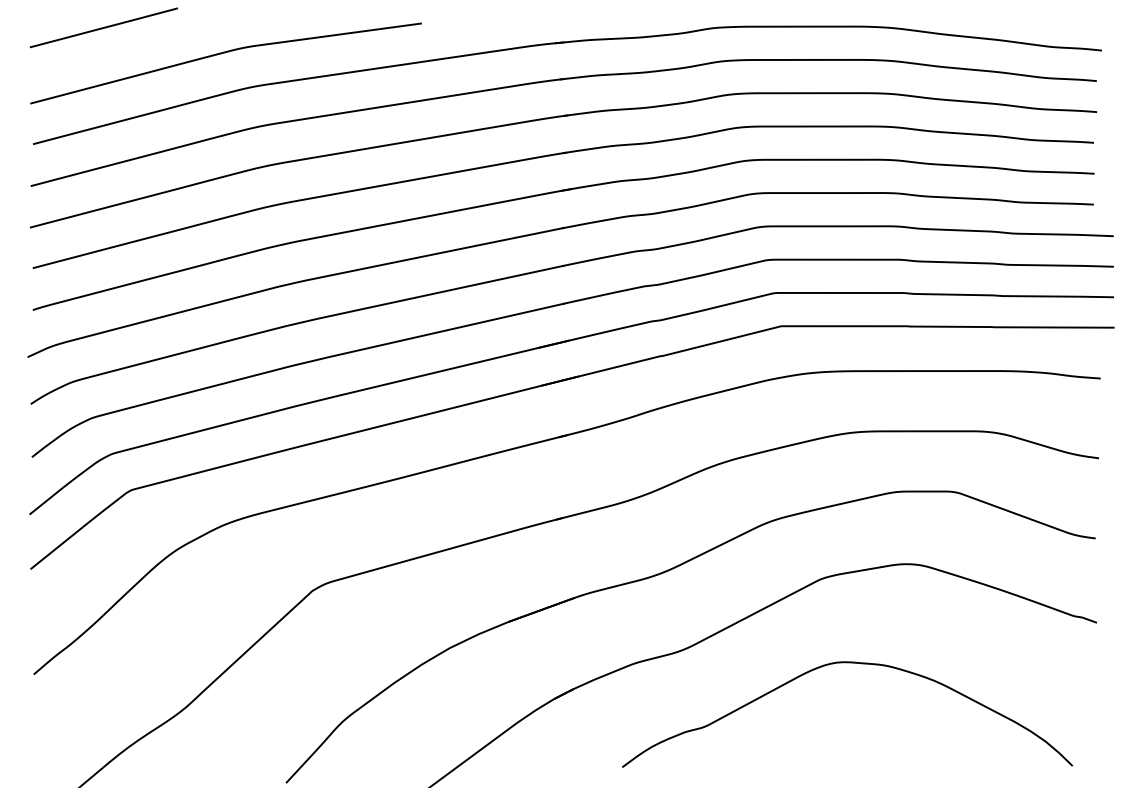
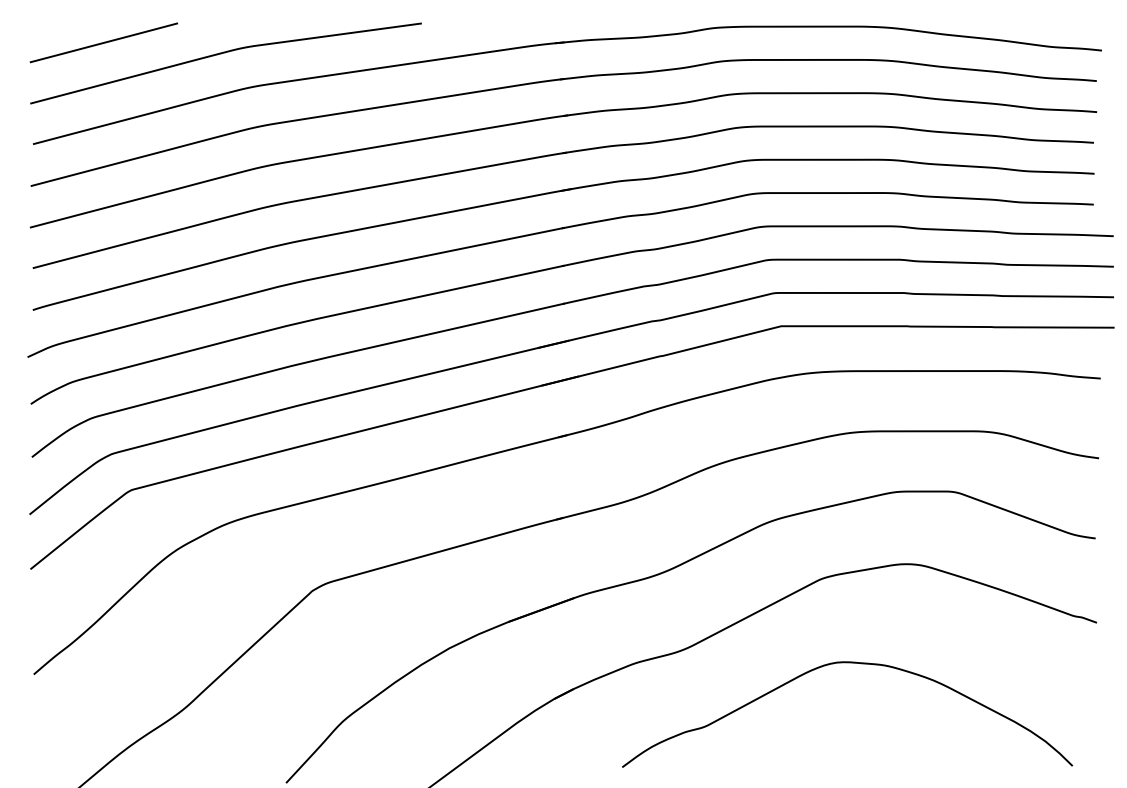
line position: (103, 27) -> (103, 42) (103, 42)
